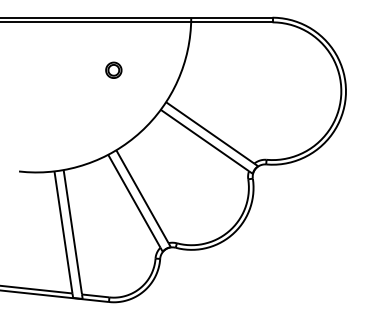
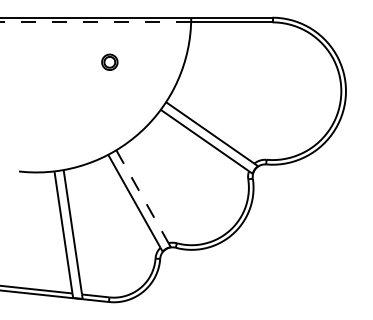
line: solid -> dashed (95, 22)
part position: (113, 69) -> (109, 61) (109, 61)
line: solid -> dashed (142, 197)
